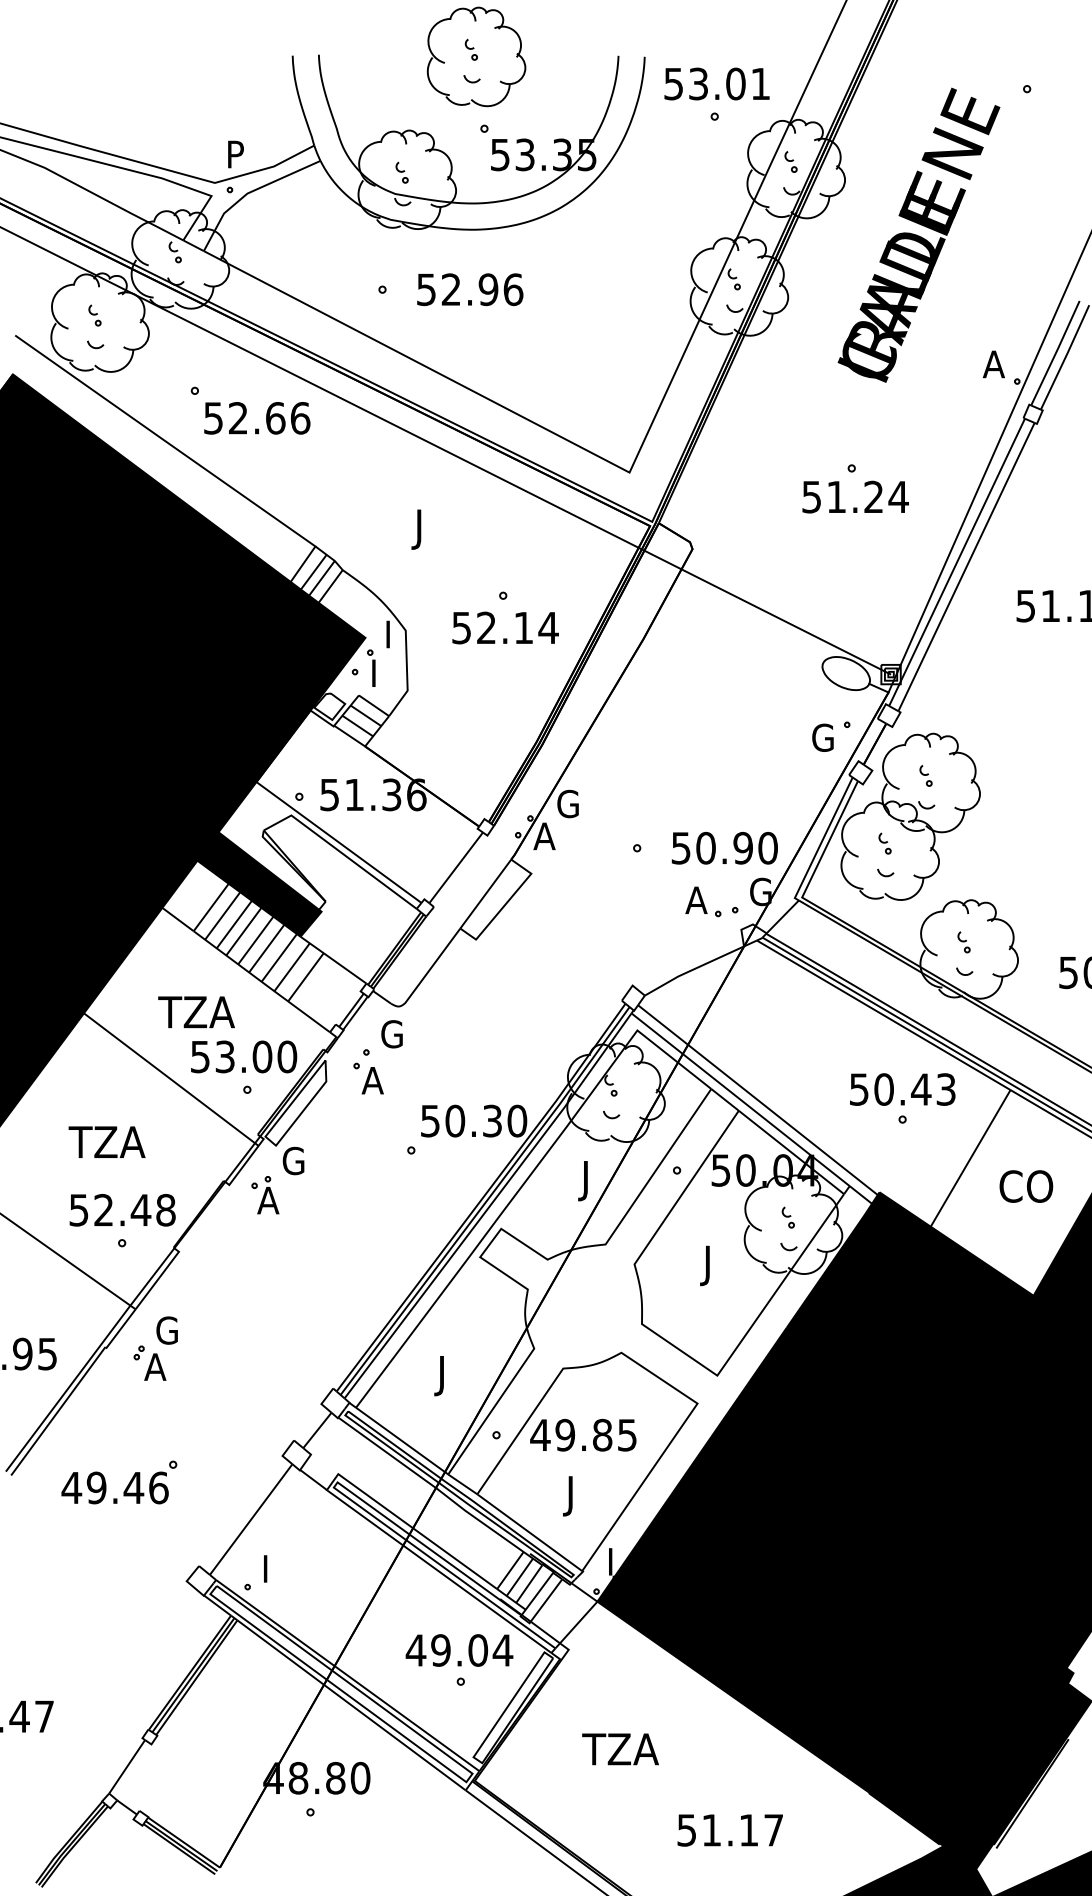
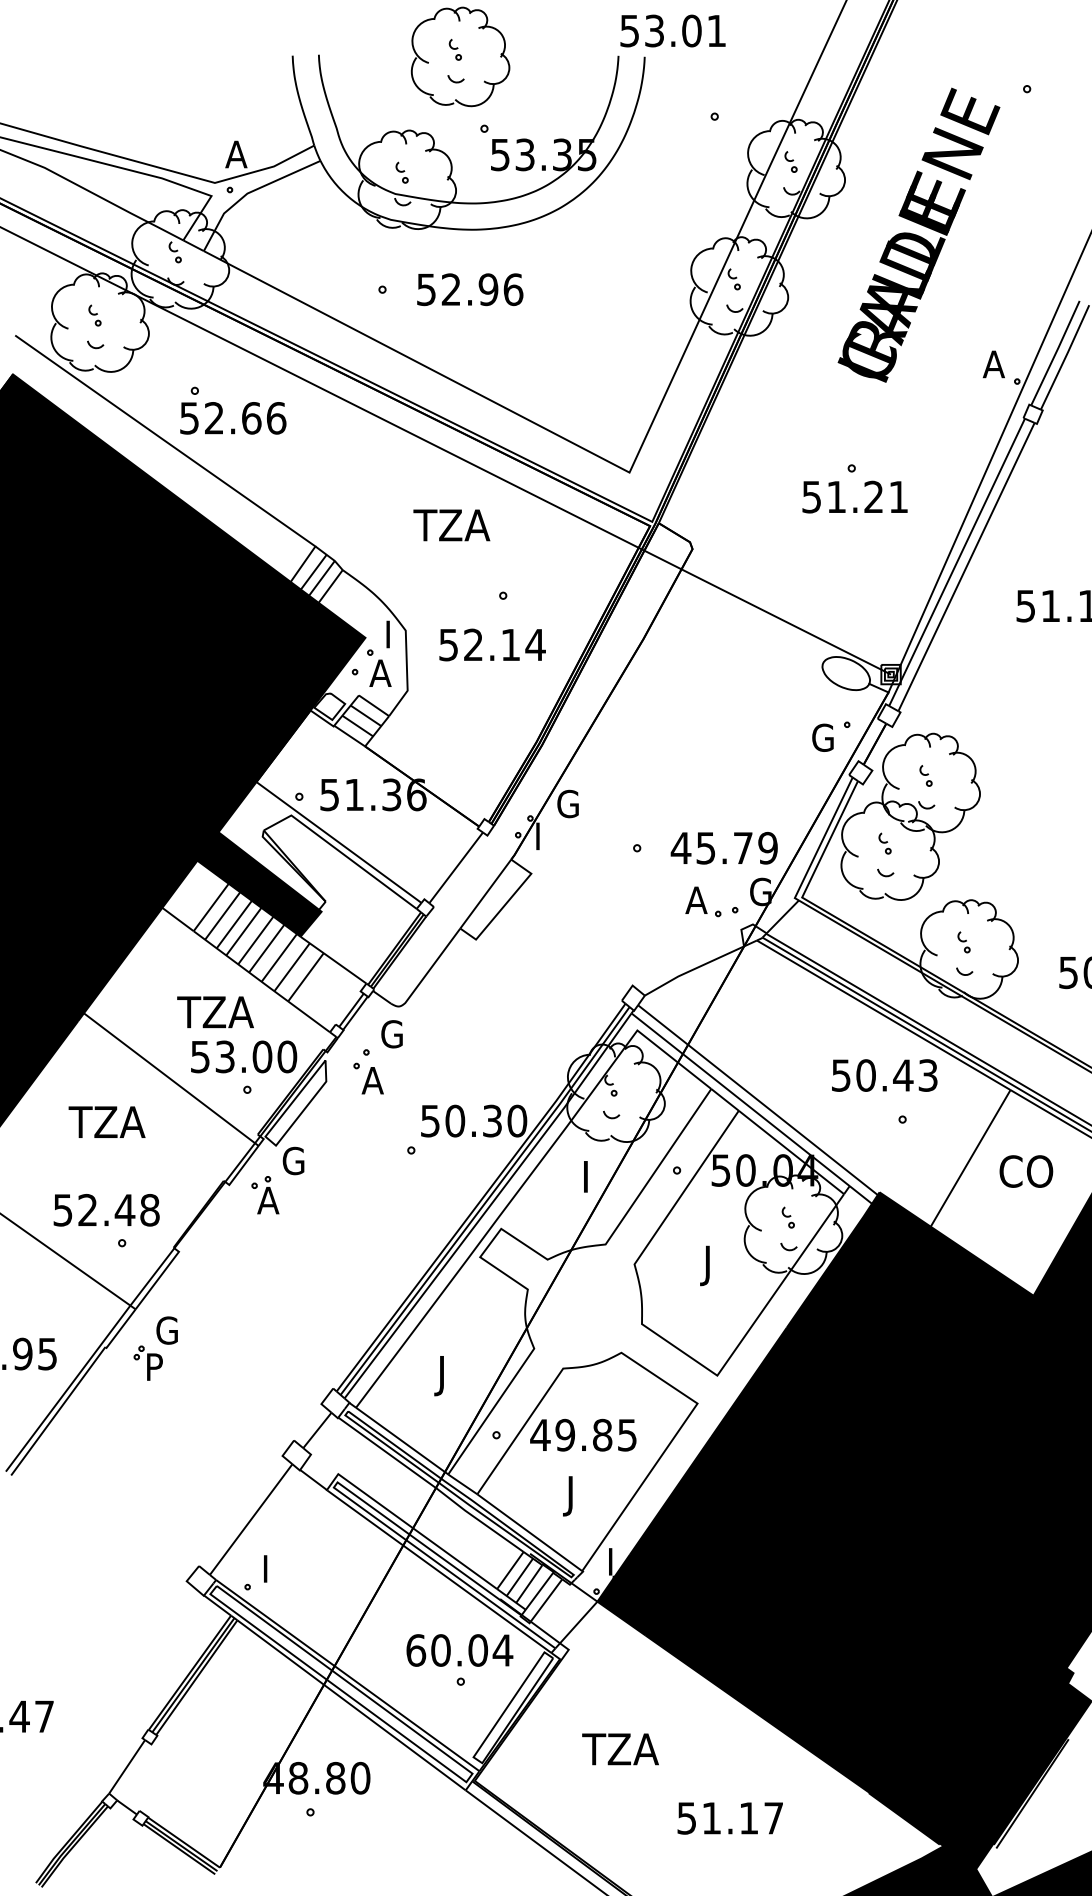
part position: (476, 56) -> (460, 56) (460, 56)
text position: (716, 83) -> (672, 30) (672, 30)
text: P -> A (236, 154)
text position: (257, 418) -> (233, 418) (233, 418)
text: 51.24 -> 51.21 (898, 496)
text: J -> TZA (450, 529)
text position: (505, 627) -> (492, 644) (492, 644)
text: I -> A (380, 672)
text: A -> I (544, 836)
text: 50.90 -> 45.79 (723, 847)
text position: (196, 1012) -> (215, 1012) (215, 1012)
text position: (902, 1089) -> (884, 1075) (884, 1075)
text position: (106, 1141) -> (106, 1121) (106, 1121)
text position: (1026, 1186) -> (1026, 1171) (1026, 1171)
text: J -> I (582, 1196)
text position: (122, 1210) -> (106, 1210) (106, 1210)
text: A -> P (155, 1366)
part: present -> none (126, 1486)
text: 49.04 -> 60.04 (427, 1650)
text position: (729, 1830) -> (729, 1818) (729, 1818)
